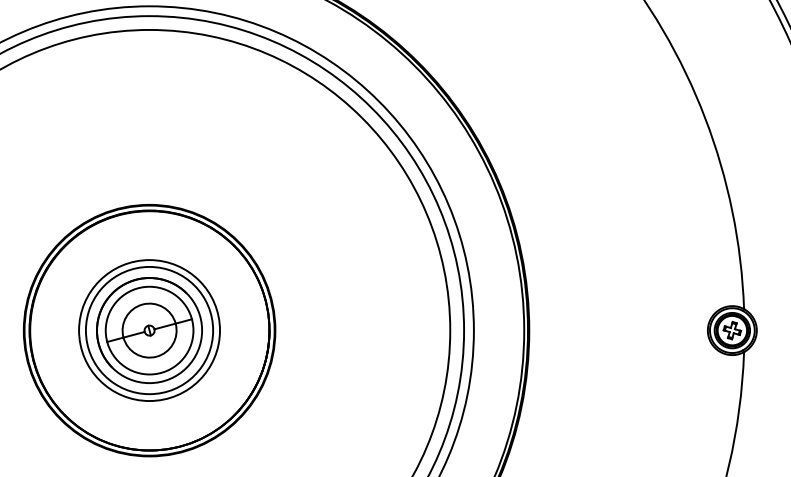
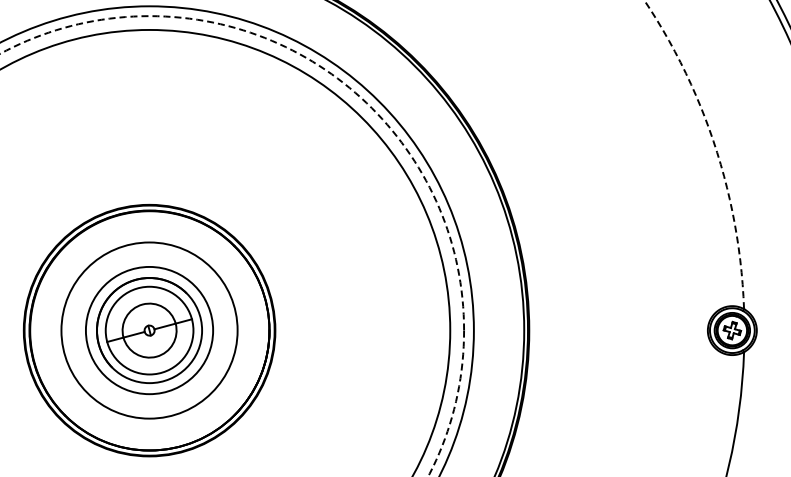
arc: solid -> dashed (715, 146)
circle: solid -> dashed (232, 246)
circle diameter: 141 px -> 176 px (149, 330)
